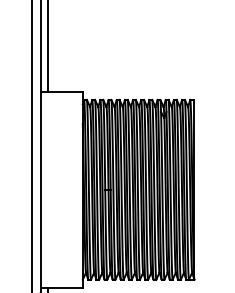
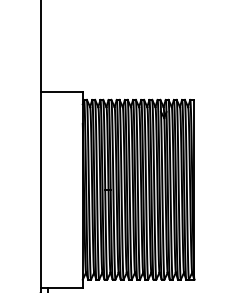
line: present -> none (47, 46)
line: present -> none (32, 145)
